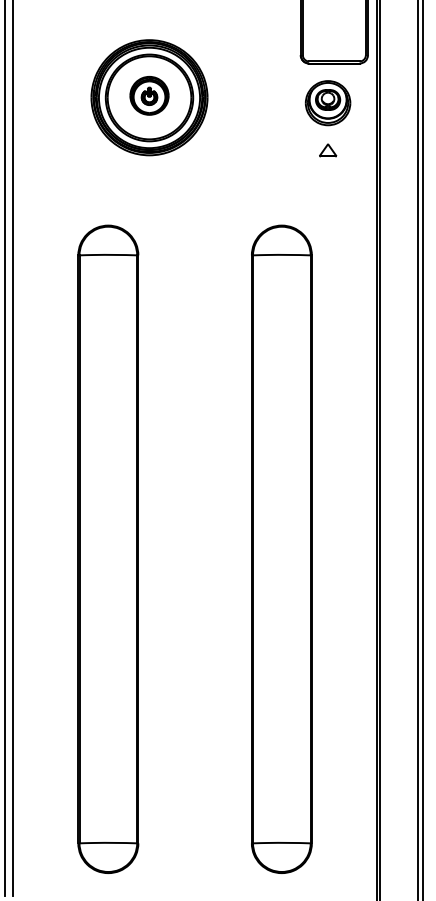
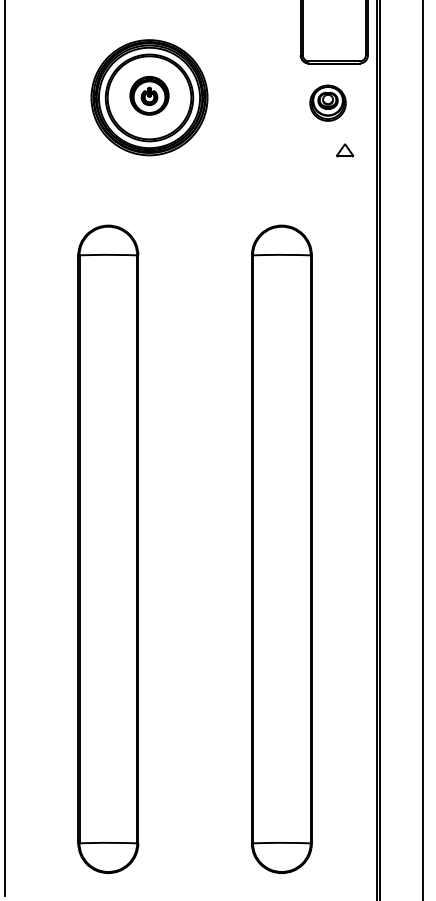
part size: 48x47 px -> 38x38 px (327, 102)
part position: (328, 150) -> (345, 150) (345, 150)
line: present -> none (12, 448)
line: present -> none (418, 449)
